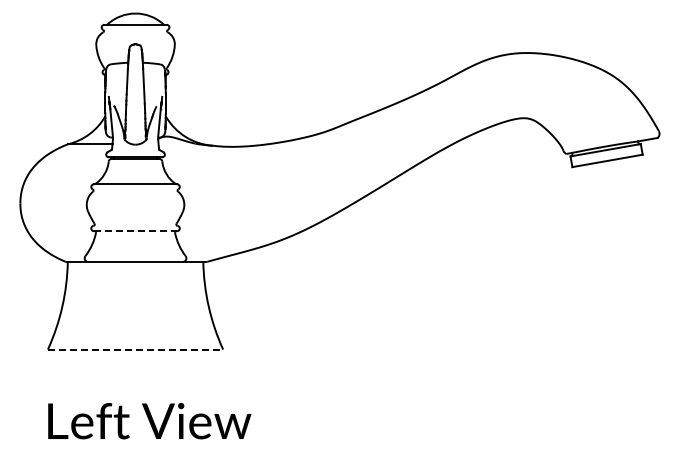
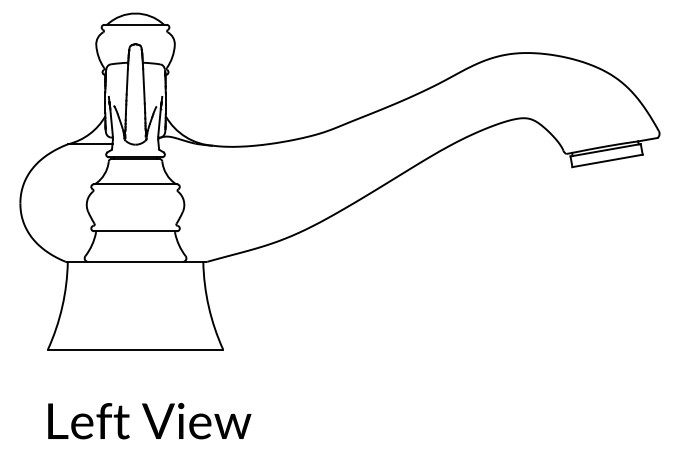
line: dashed -> solid (135, 231)
line: dashed -> solid (135, 349)
